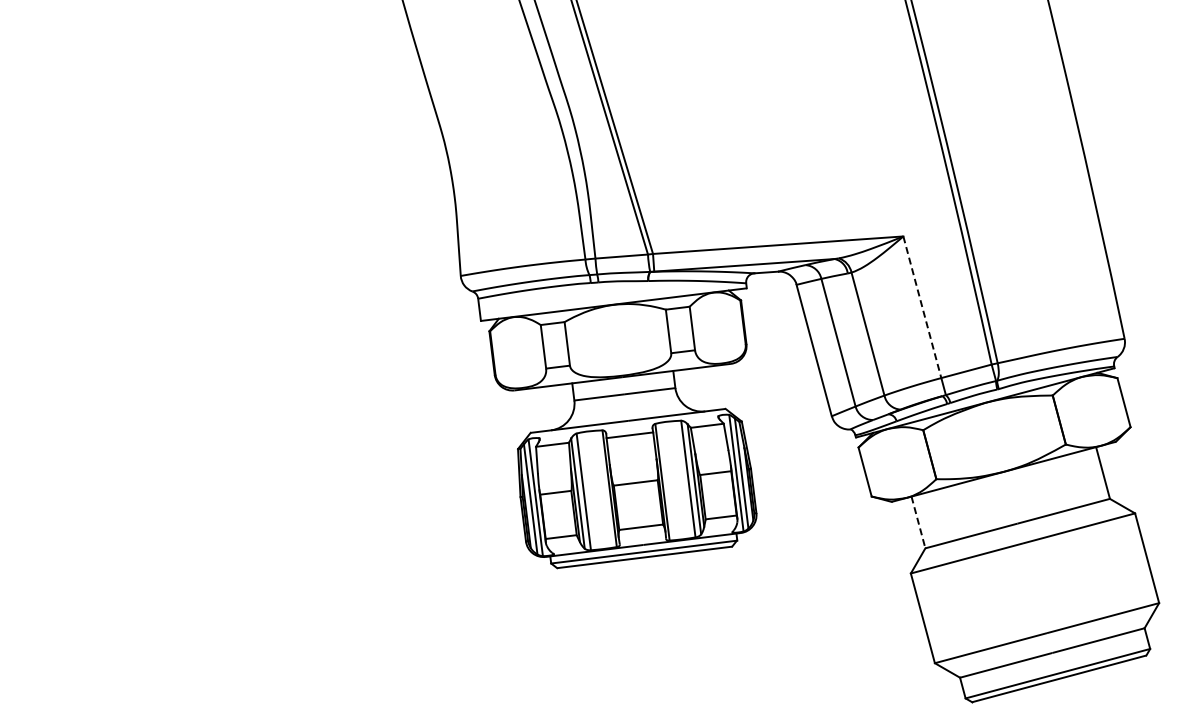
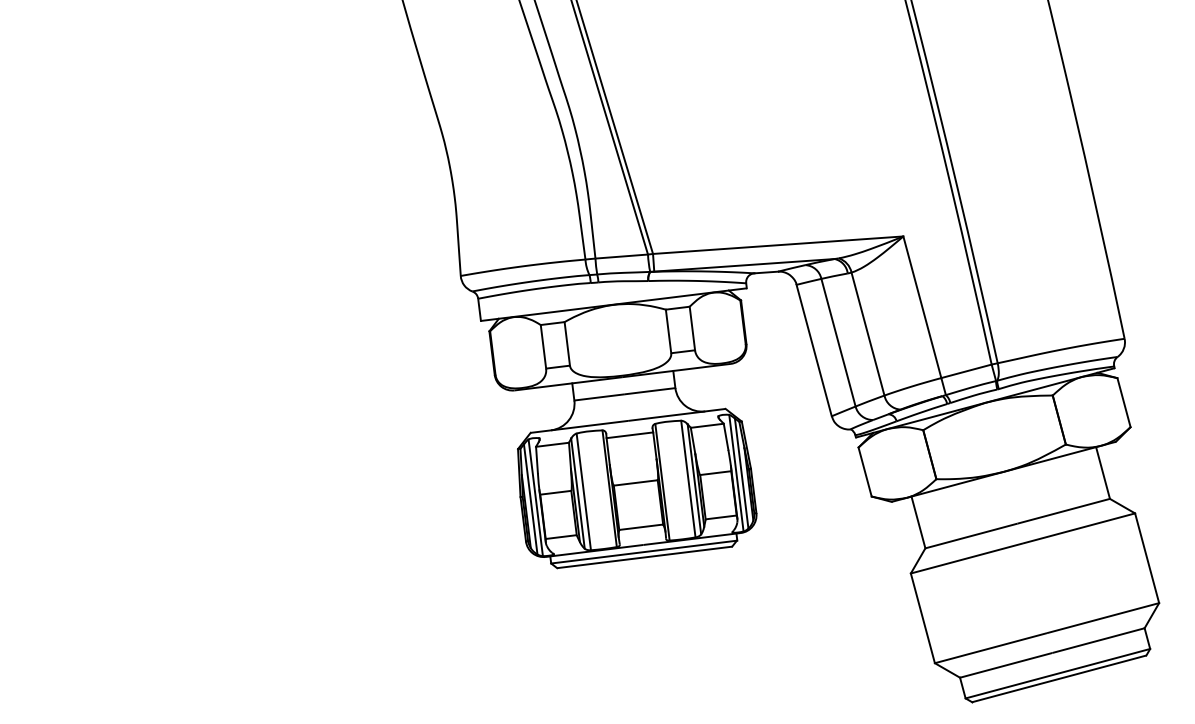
line: dashed -> solid (922, 307)
line: dashed -> solid (918, 522)
